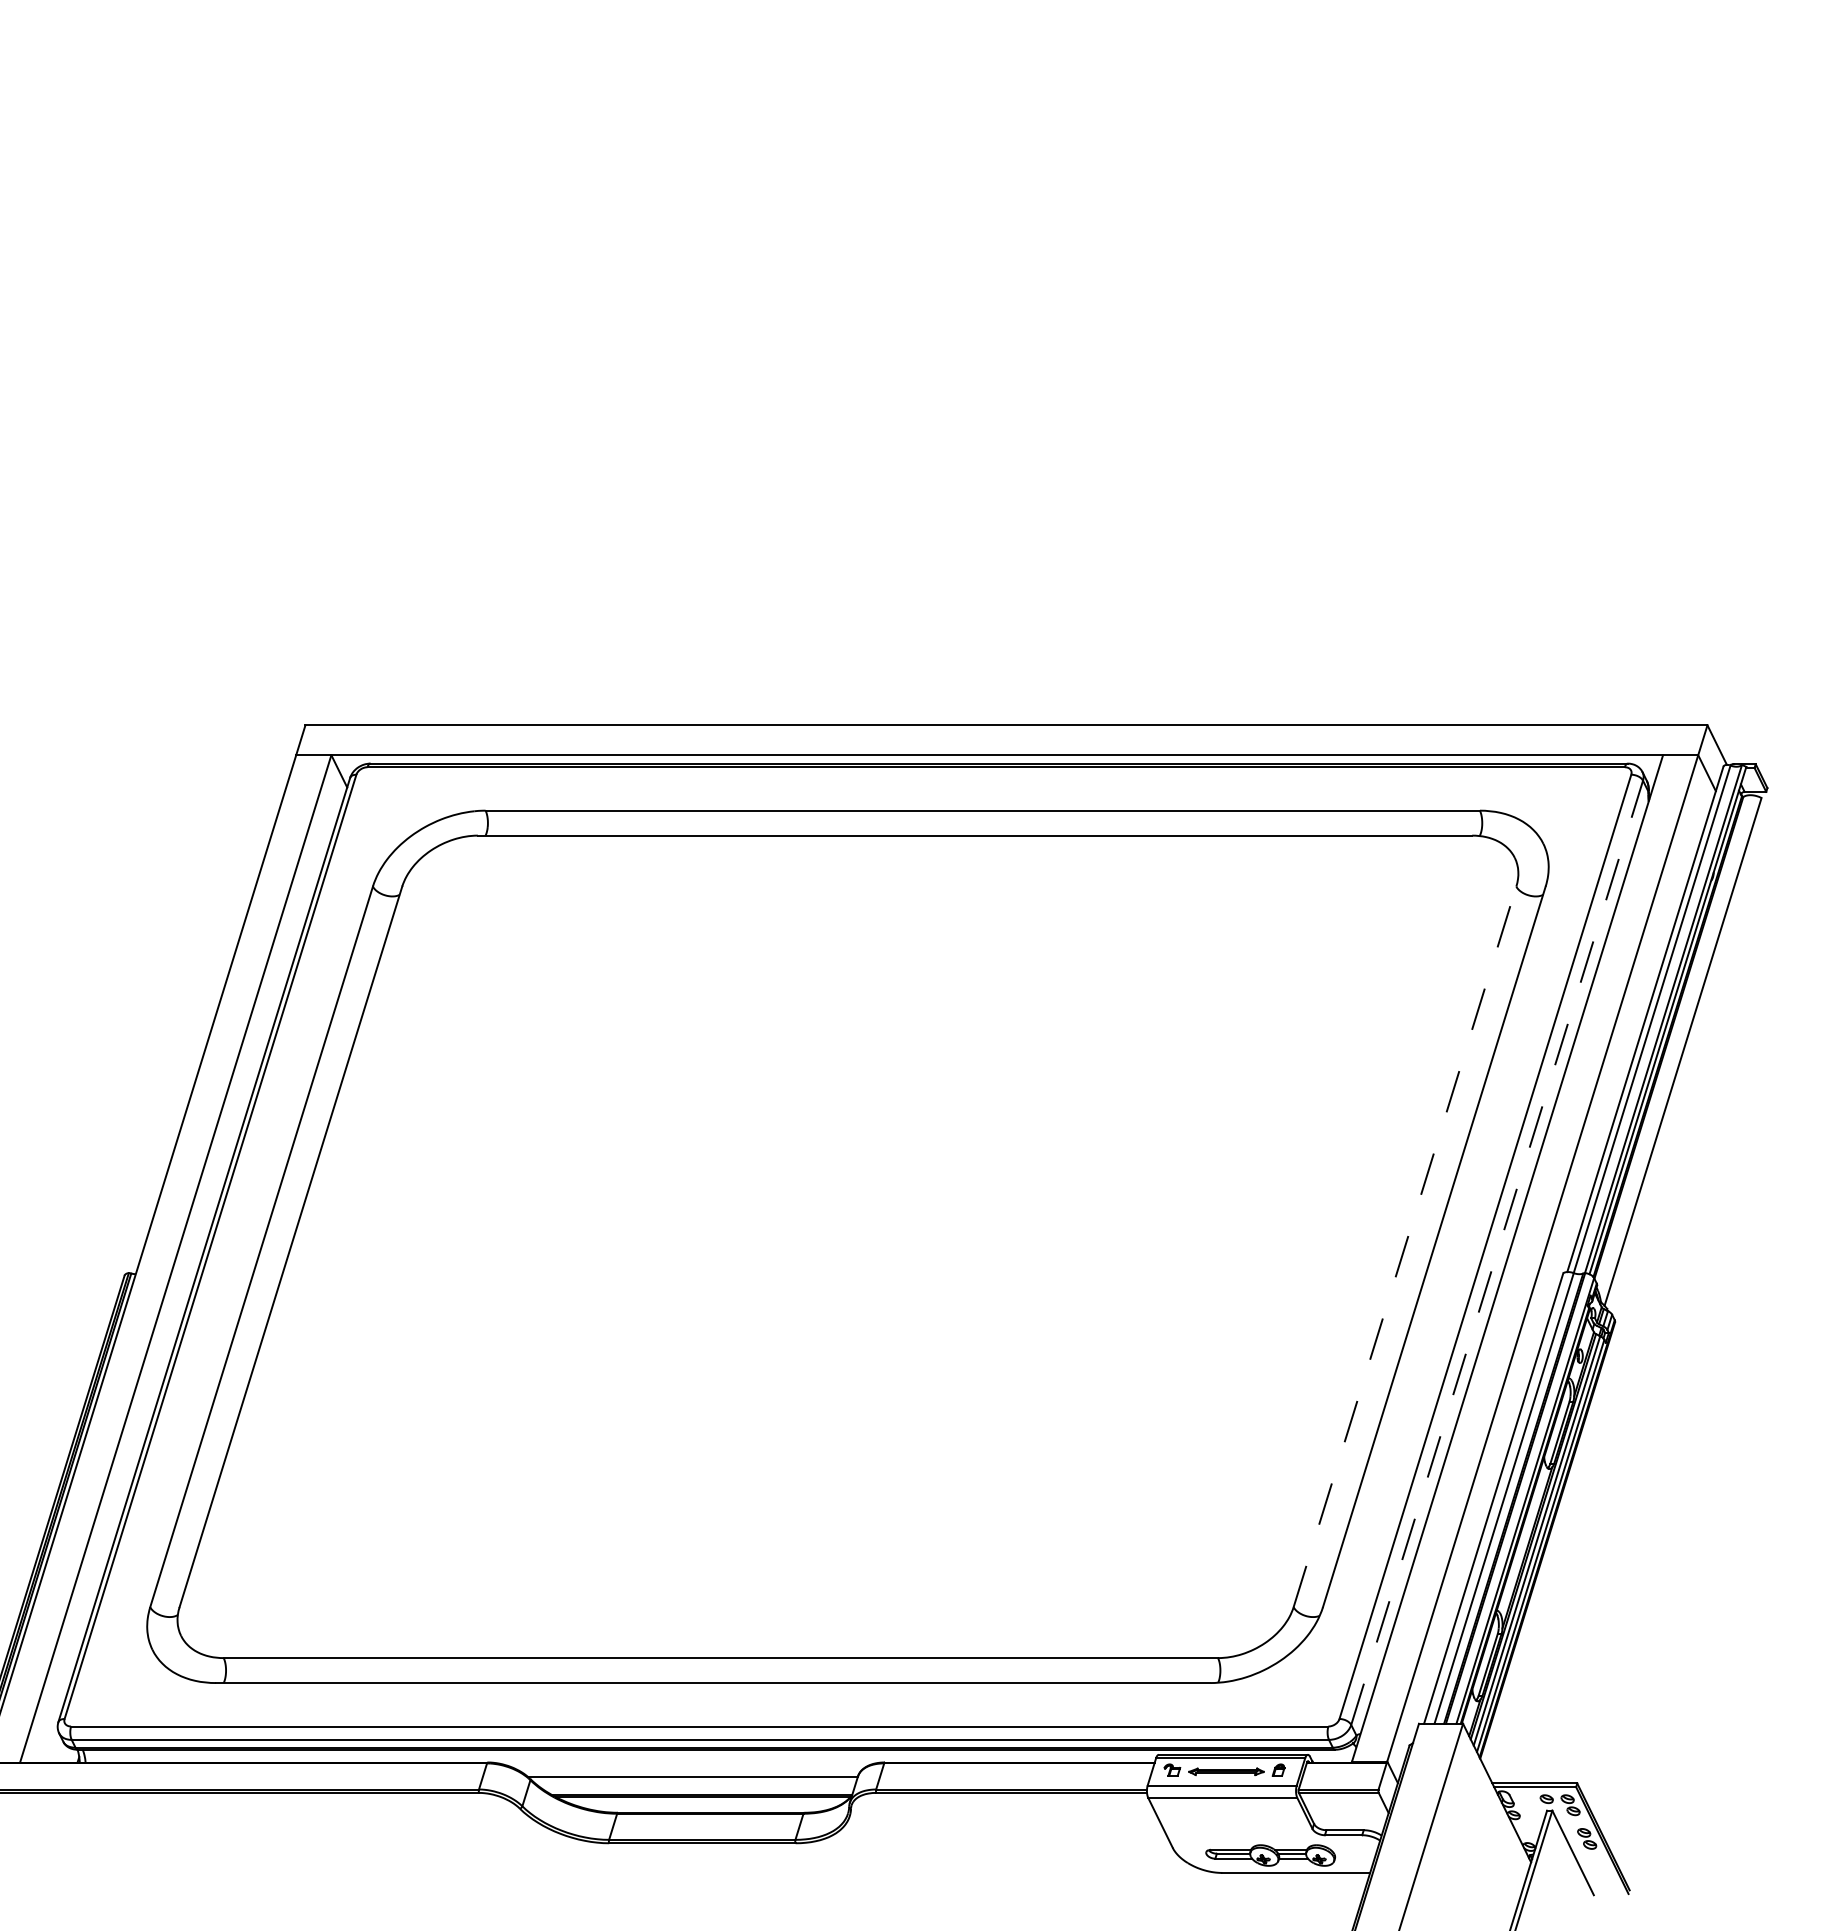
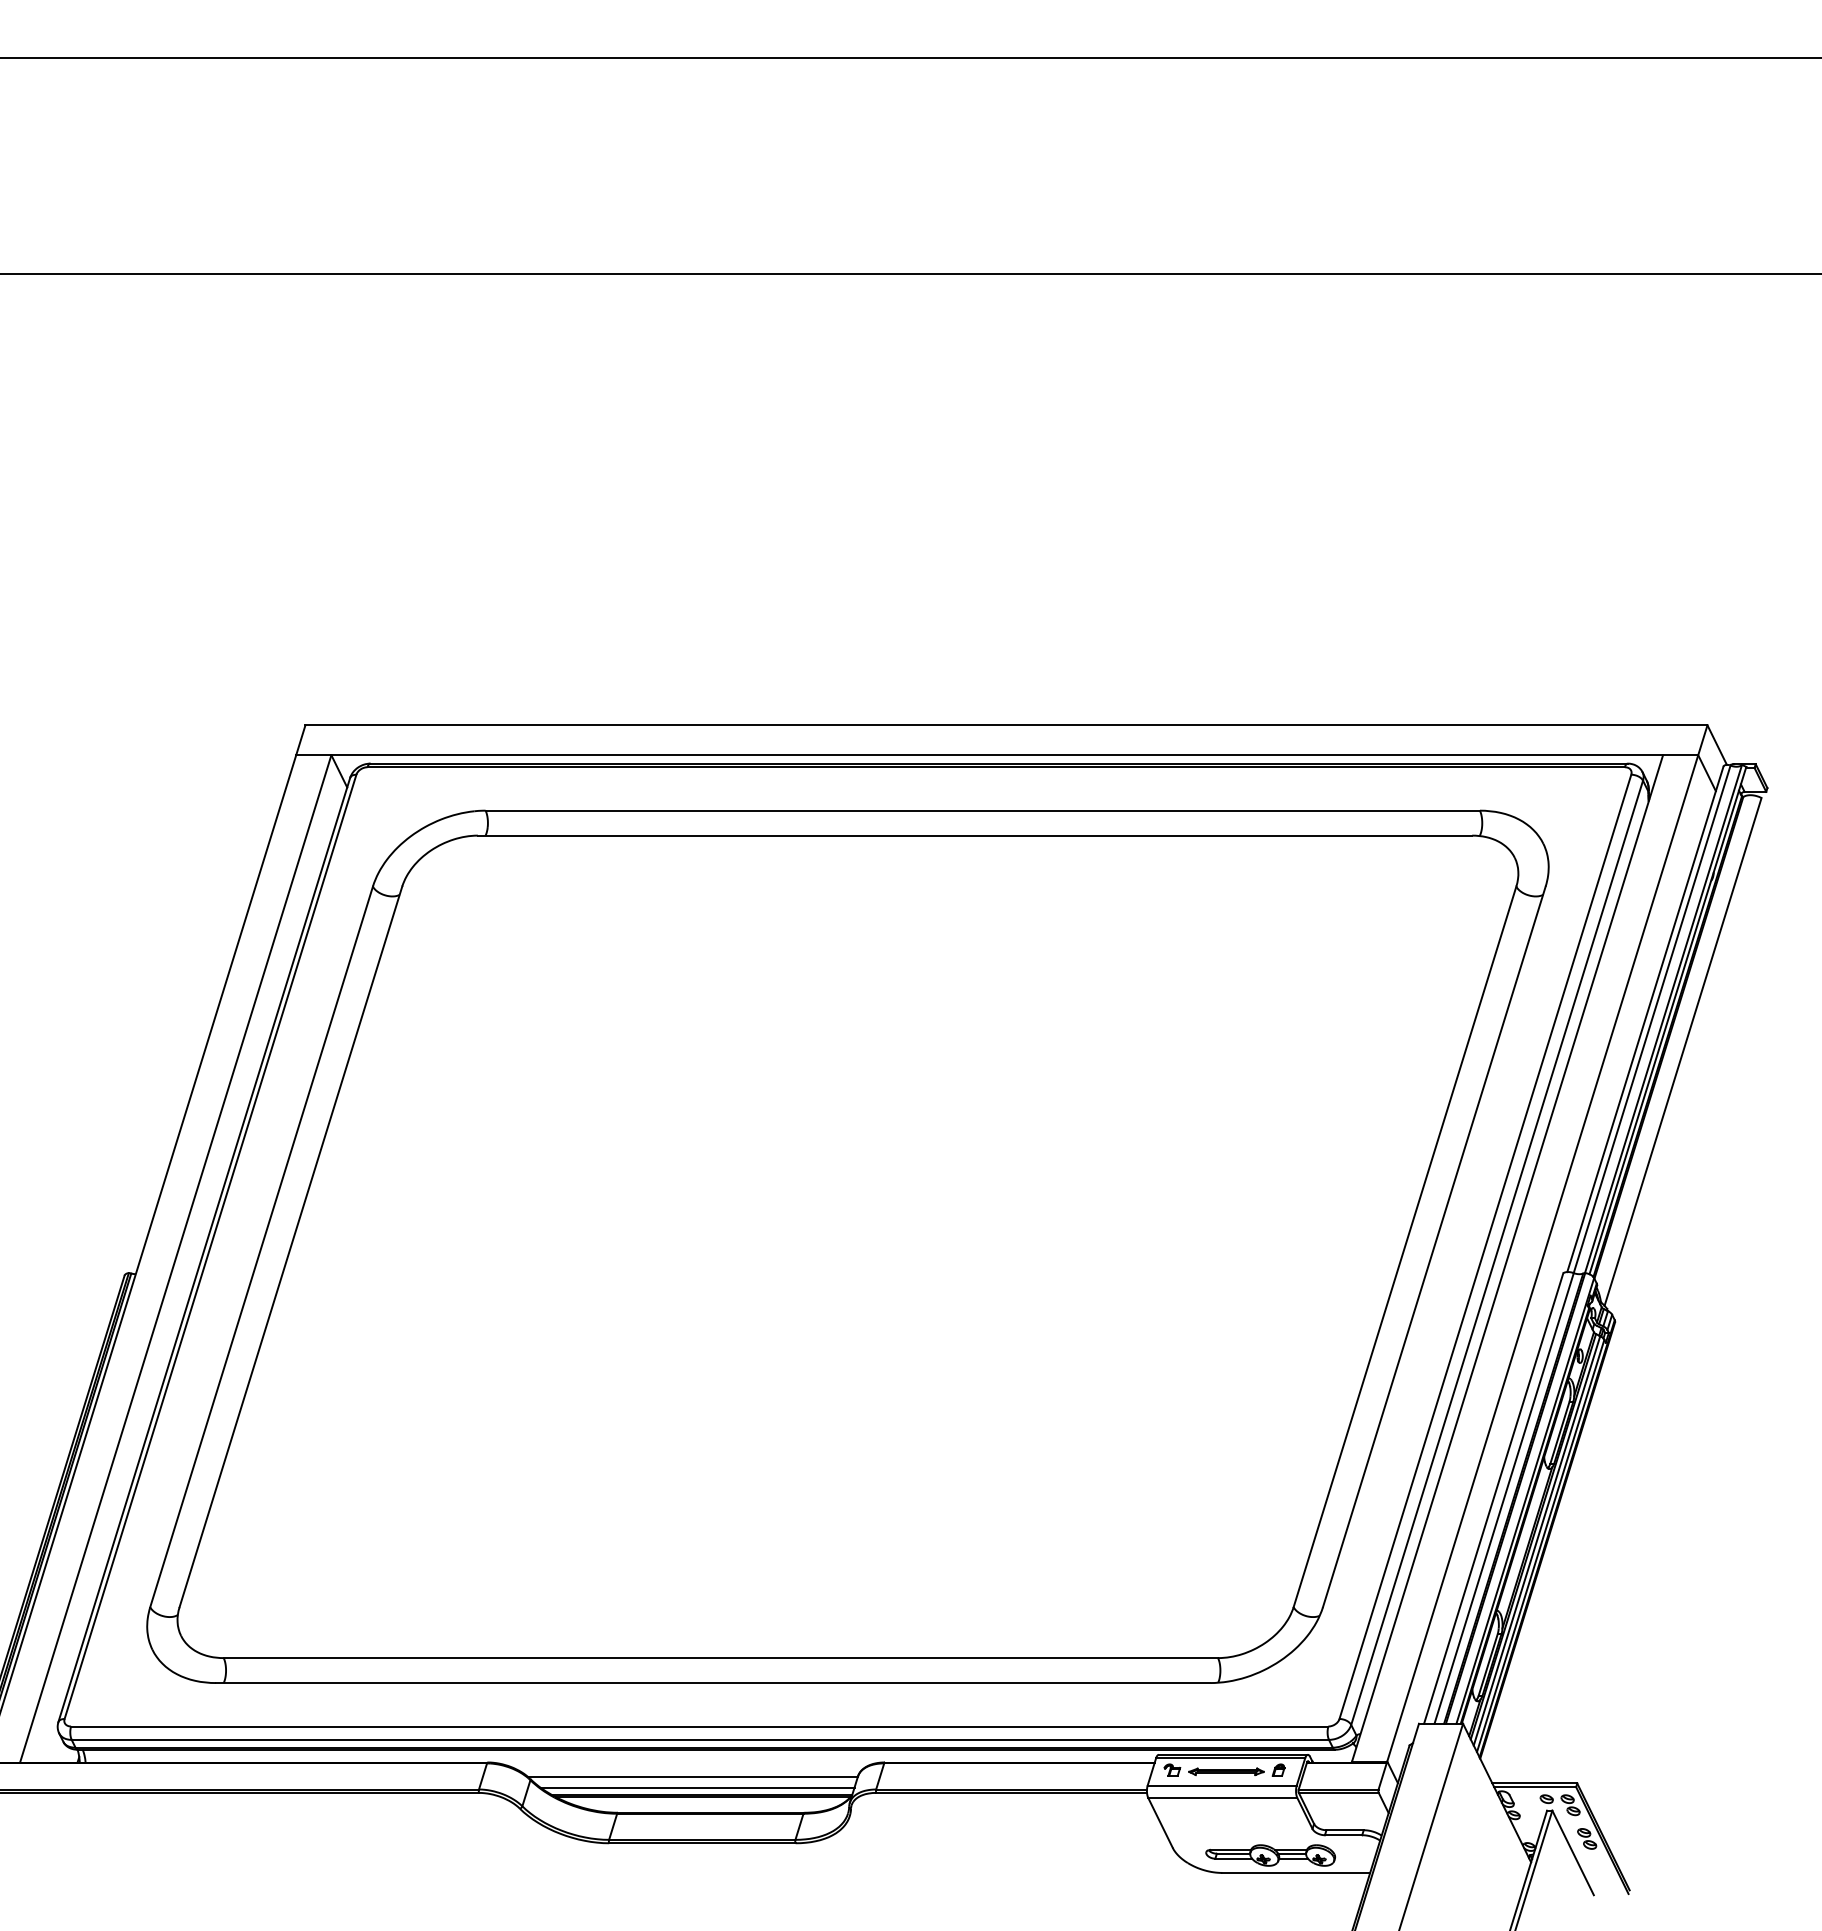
line: none -> present (910, 57)
line: none -> present (910, 273)
line: dashed -> solid (1405, 1246)
line: dashed -> solid (1497, 1252)
line: none -> present (697, 1787)
